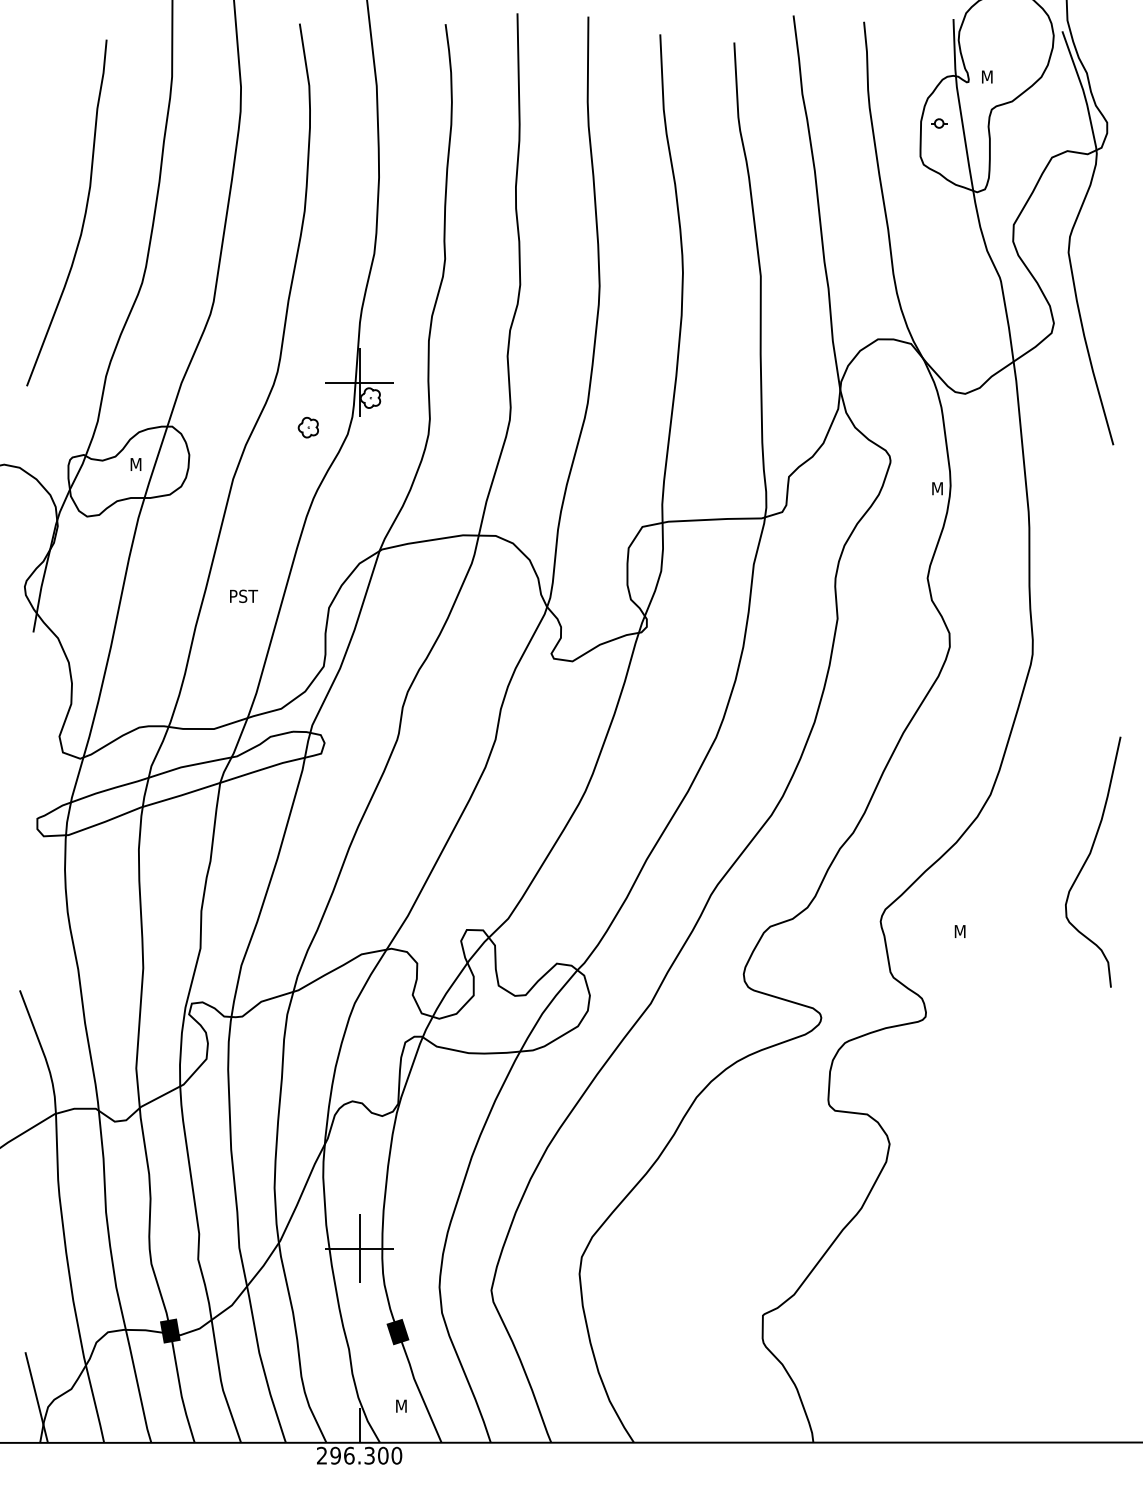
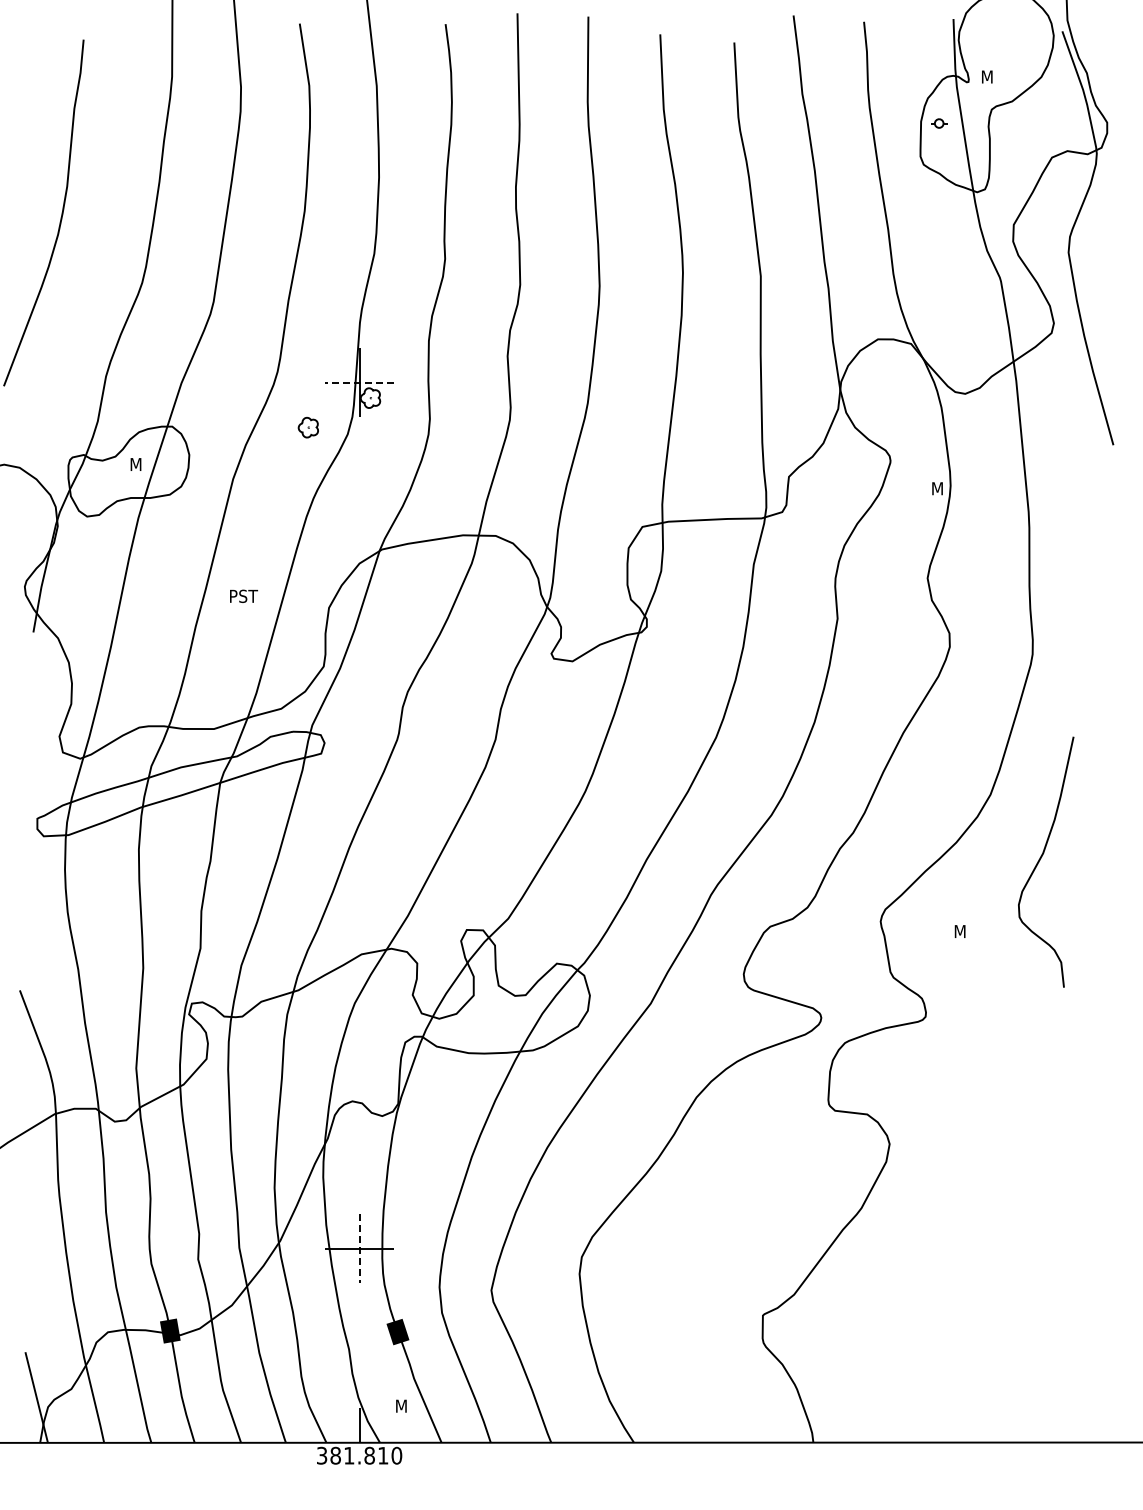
curve position: (83, 217) -> (60, 217) (60, 217)
line: solid -> dashed (359, 382)
curve position: (1088, 858) -> (1041, 858) (1041, 858)
line: solid -> dashed (359, 1248)
text: 296.300 -> 381.810 (352, 1455)
